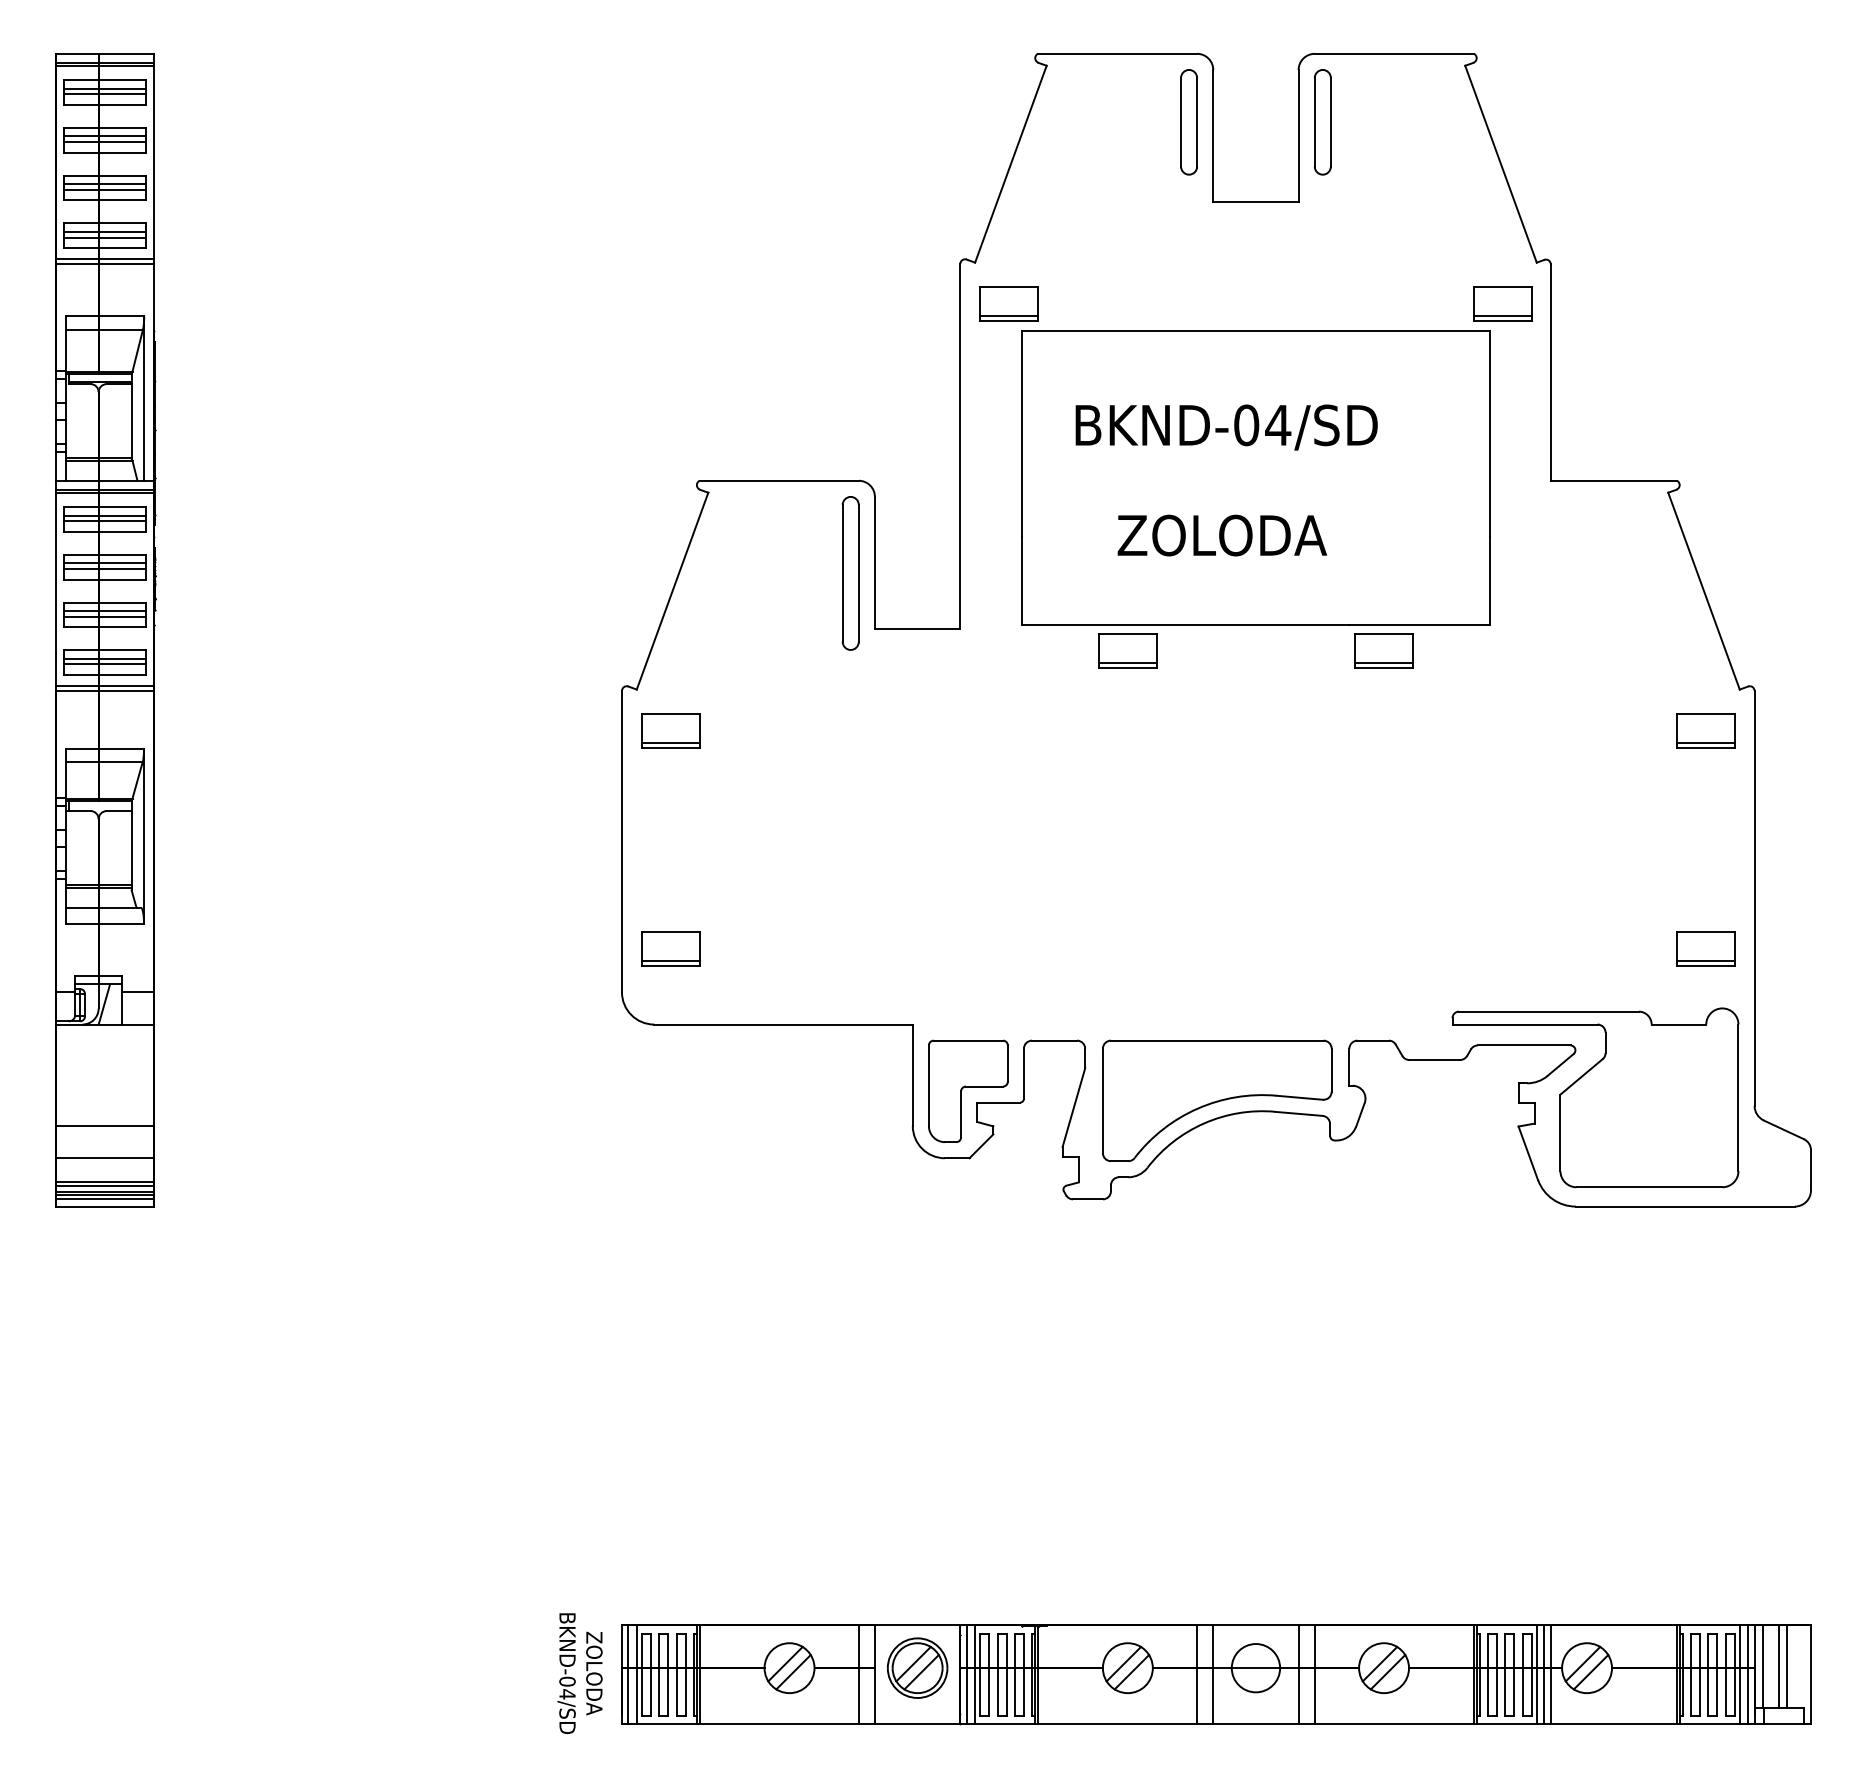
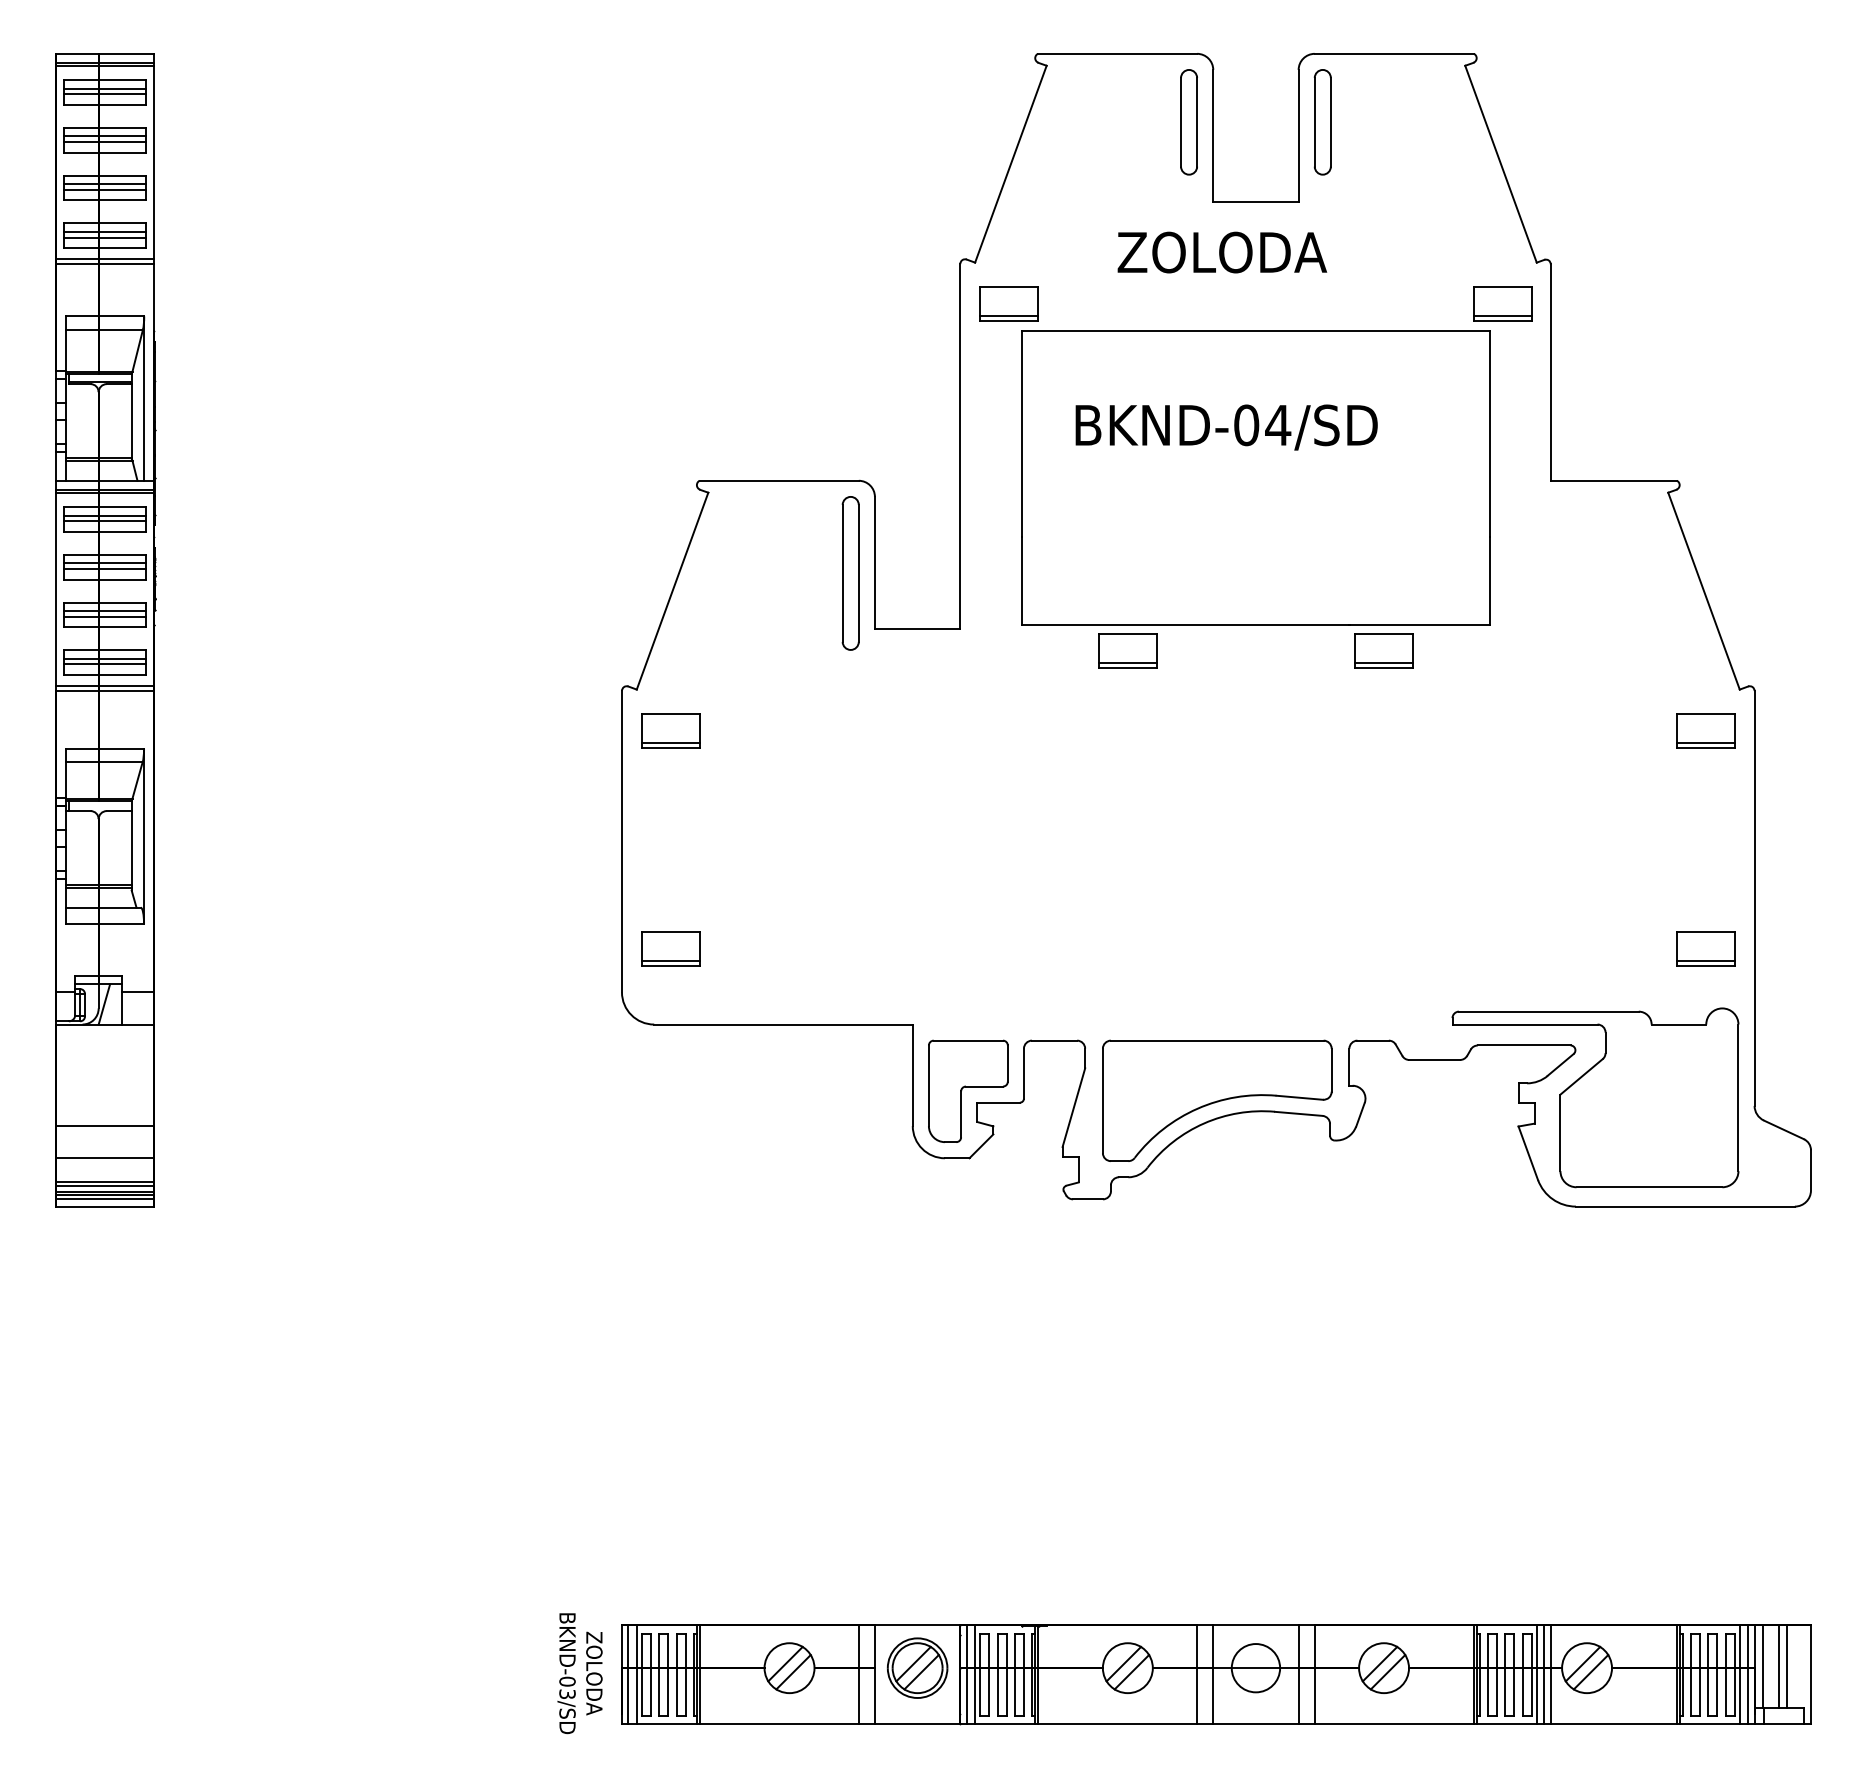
text position: (1222, 535) -> (1222, 252) (1222, 252)
text: BKND-04/SD -> BKND-03/SD (567, 1694)
